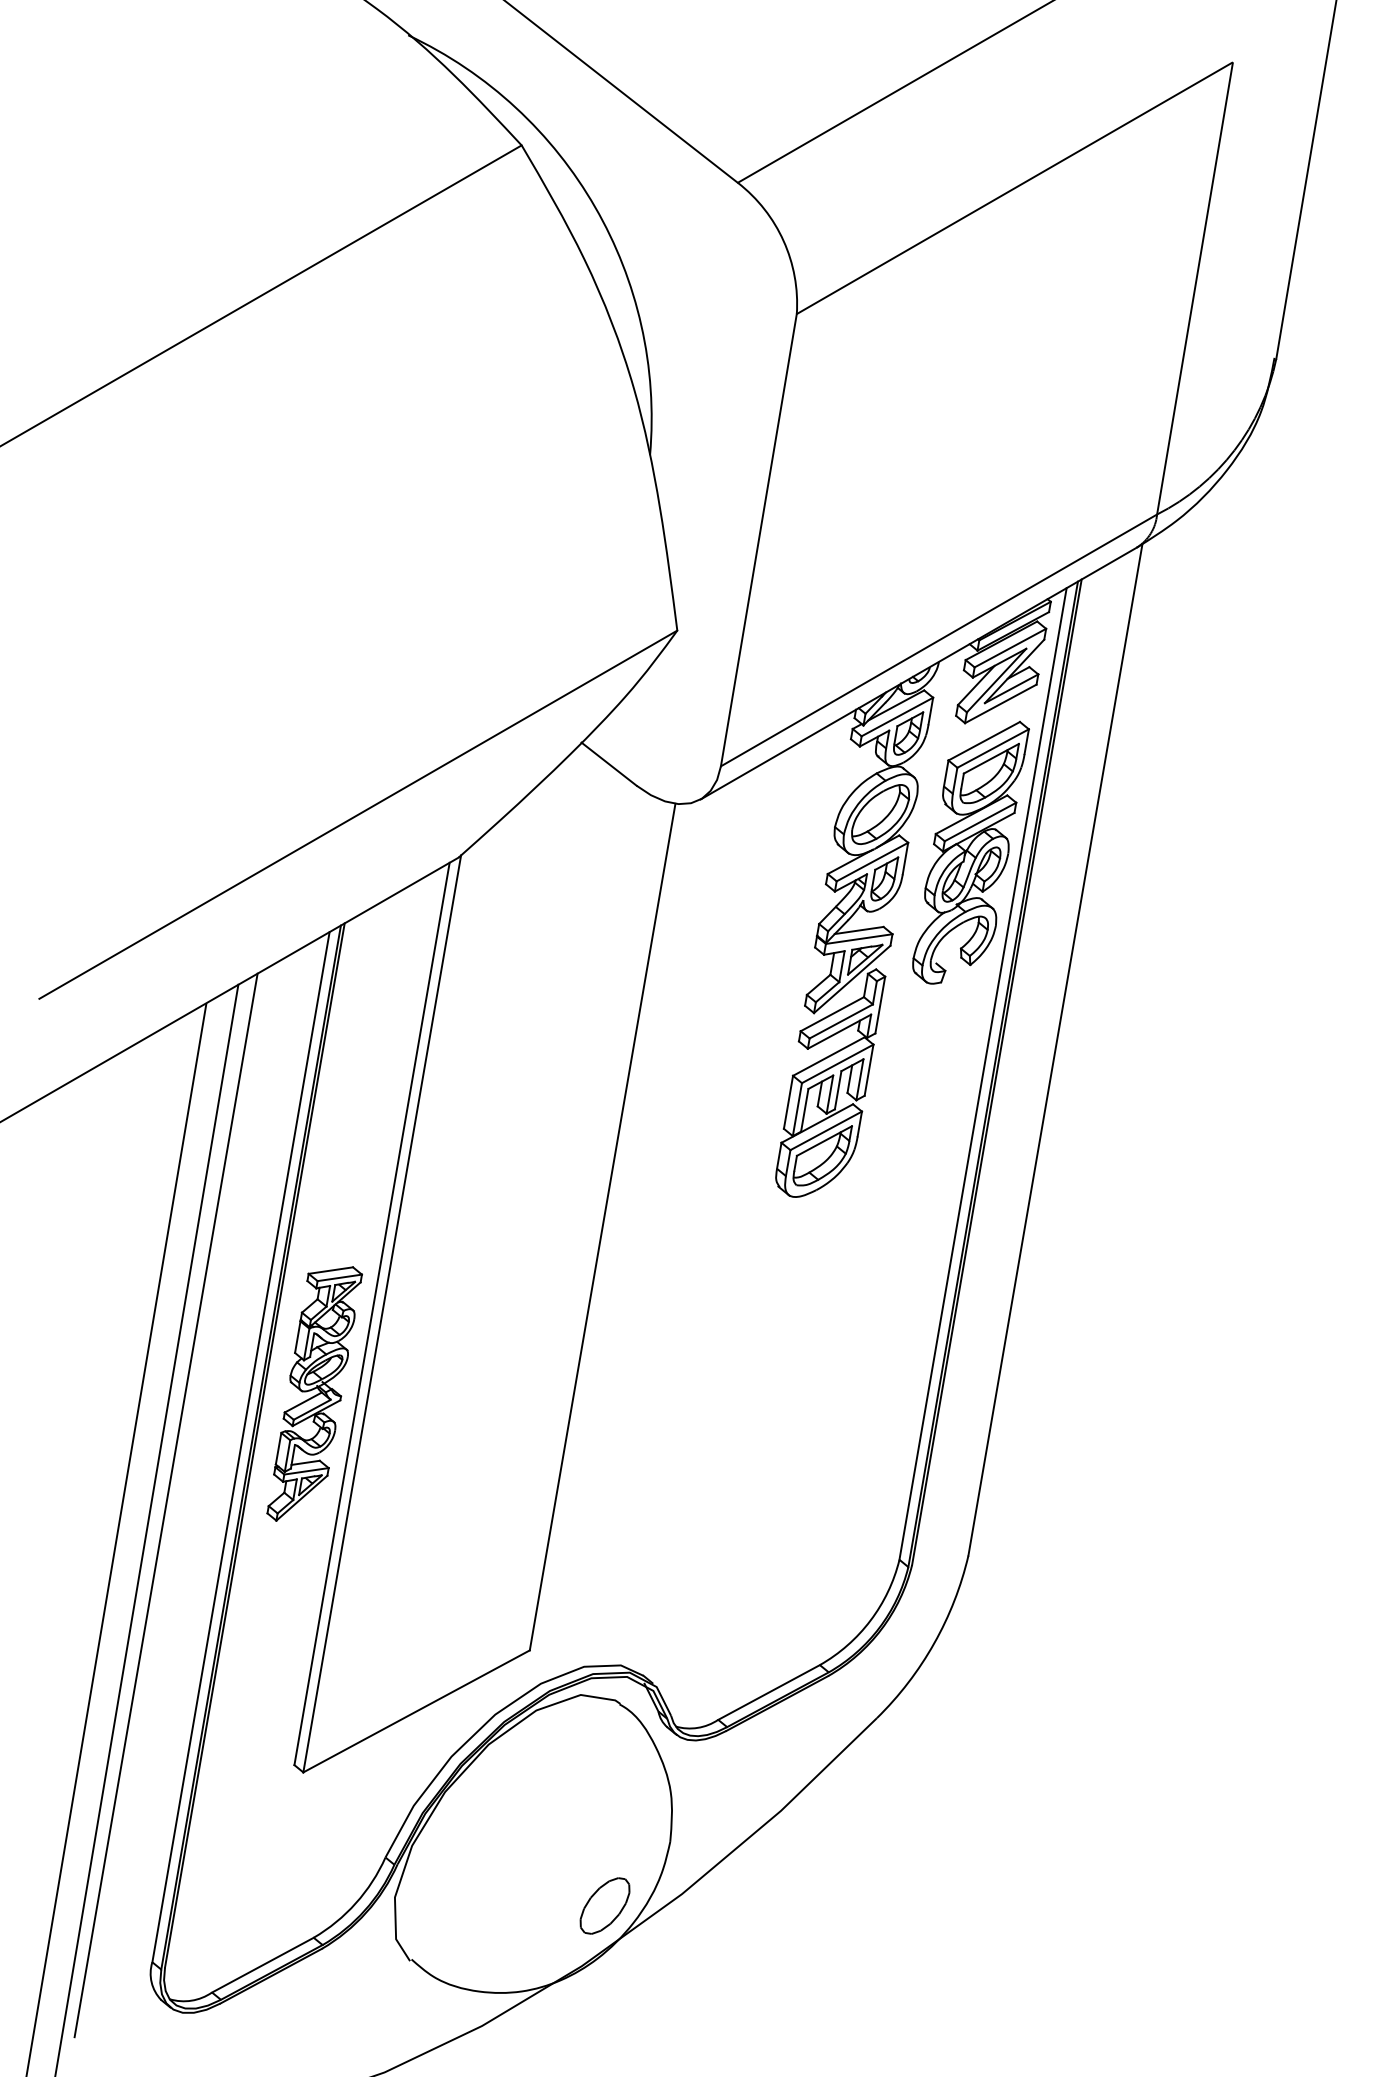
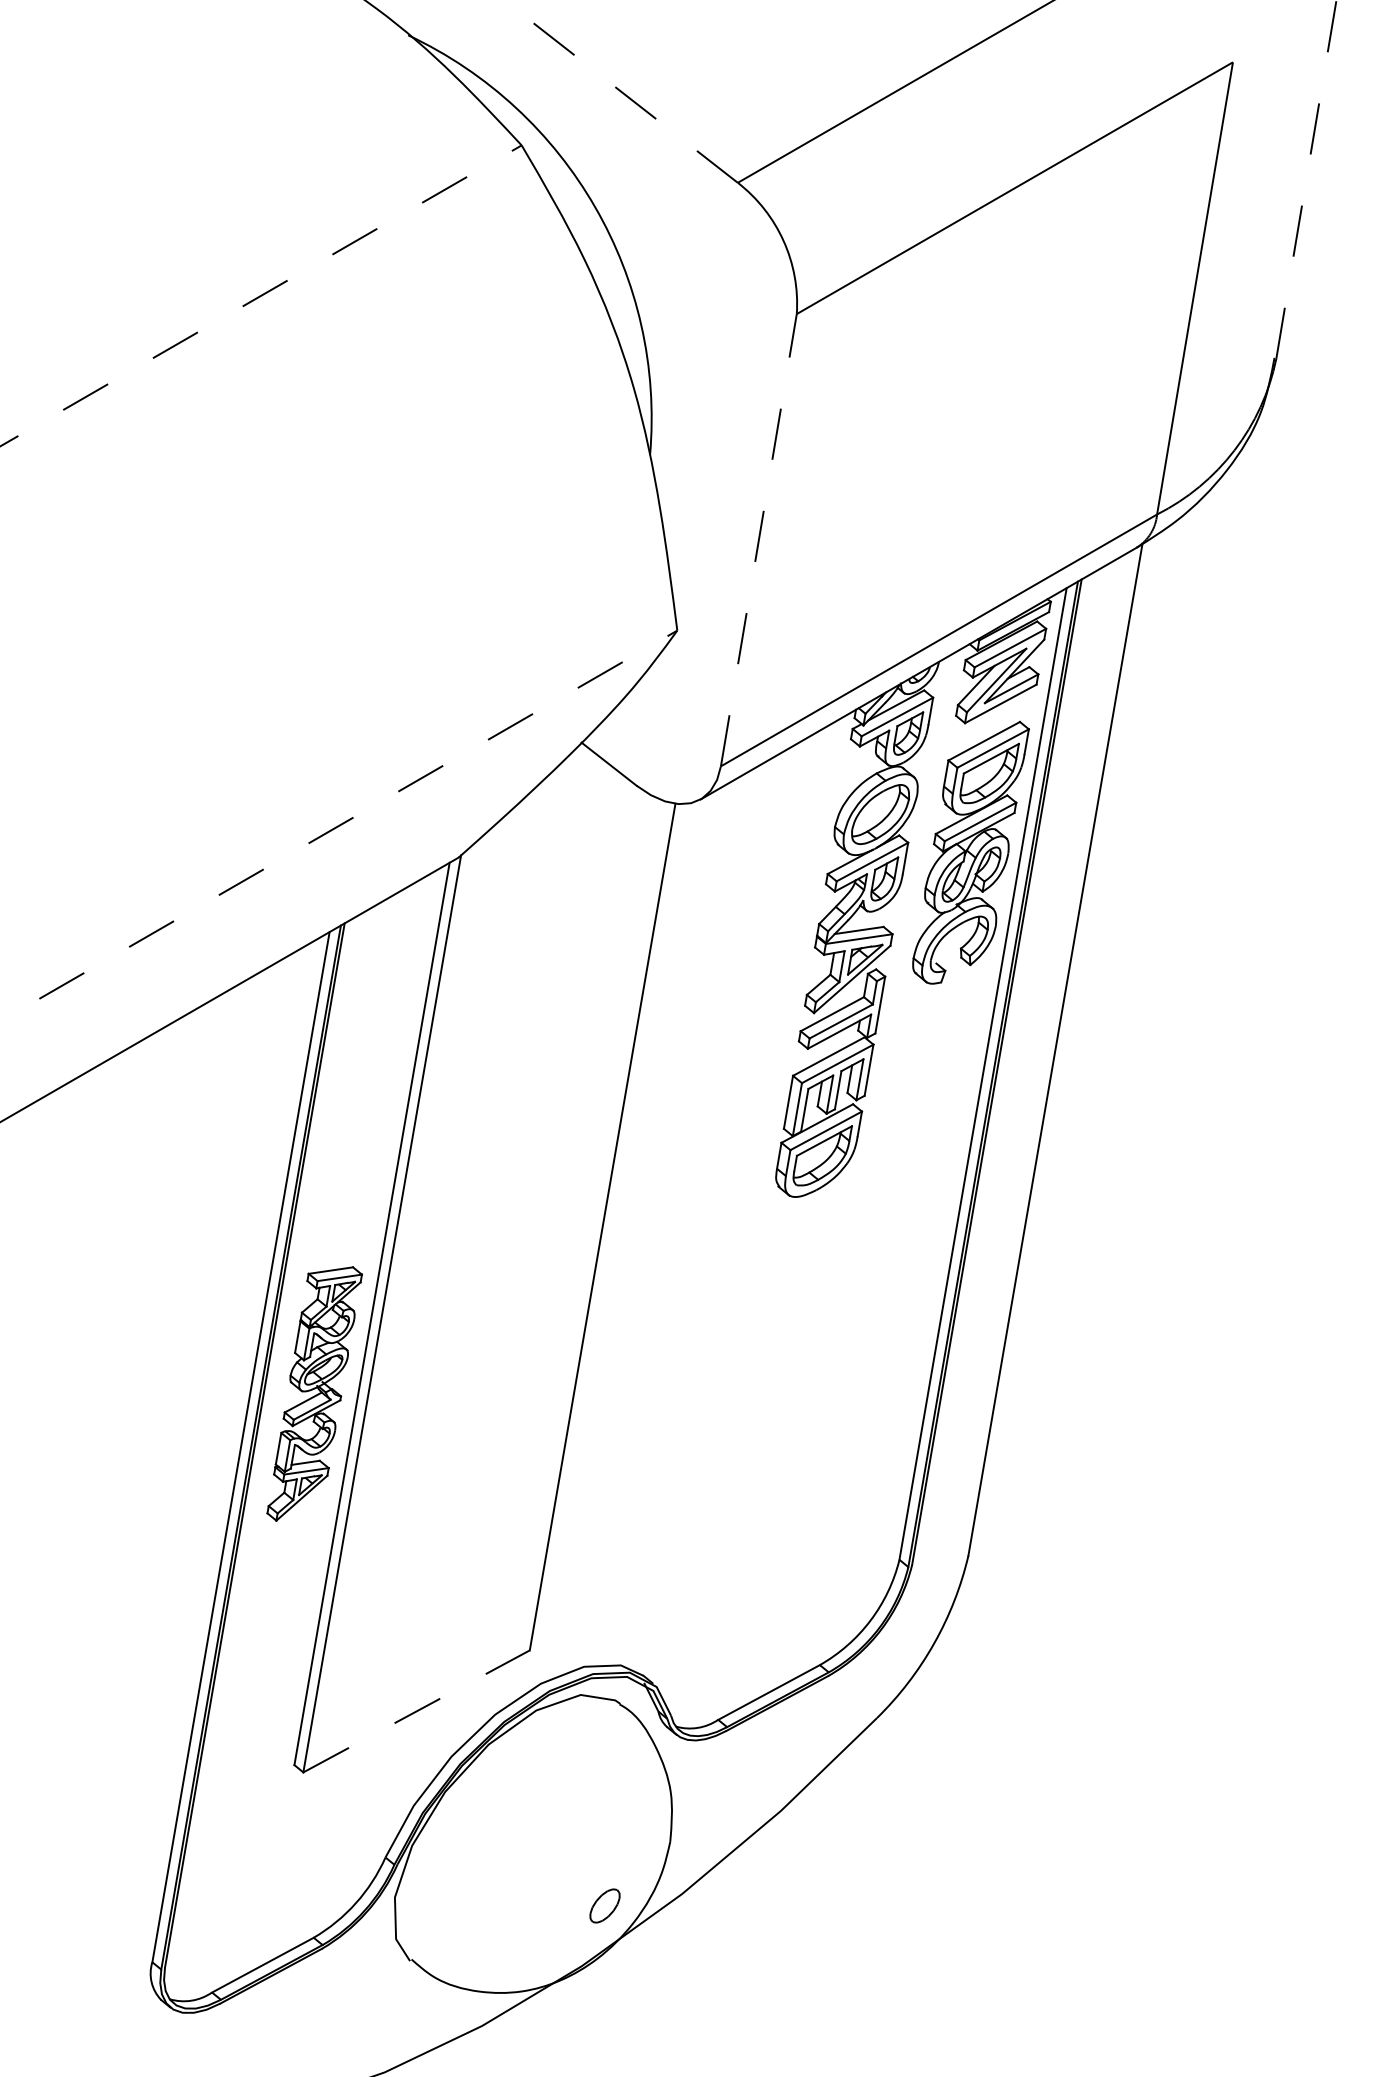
line: solid -> dashed (620, 91)
line: solid -> dashed (1306, 179)
line: solid -> dashed (261, 295)
line: solid -> dashed (758, 539)
line: solid -> dashed (358, 814)
line: present -> none (165, 1505)
line: present -> none (146, 1528)
line: present -> none (116, 1538)
line: solid -> dashed (416, 1711)
part size: 52x58 px -> 32x36 px (604, 1905)
